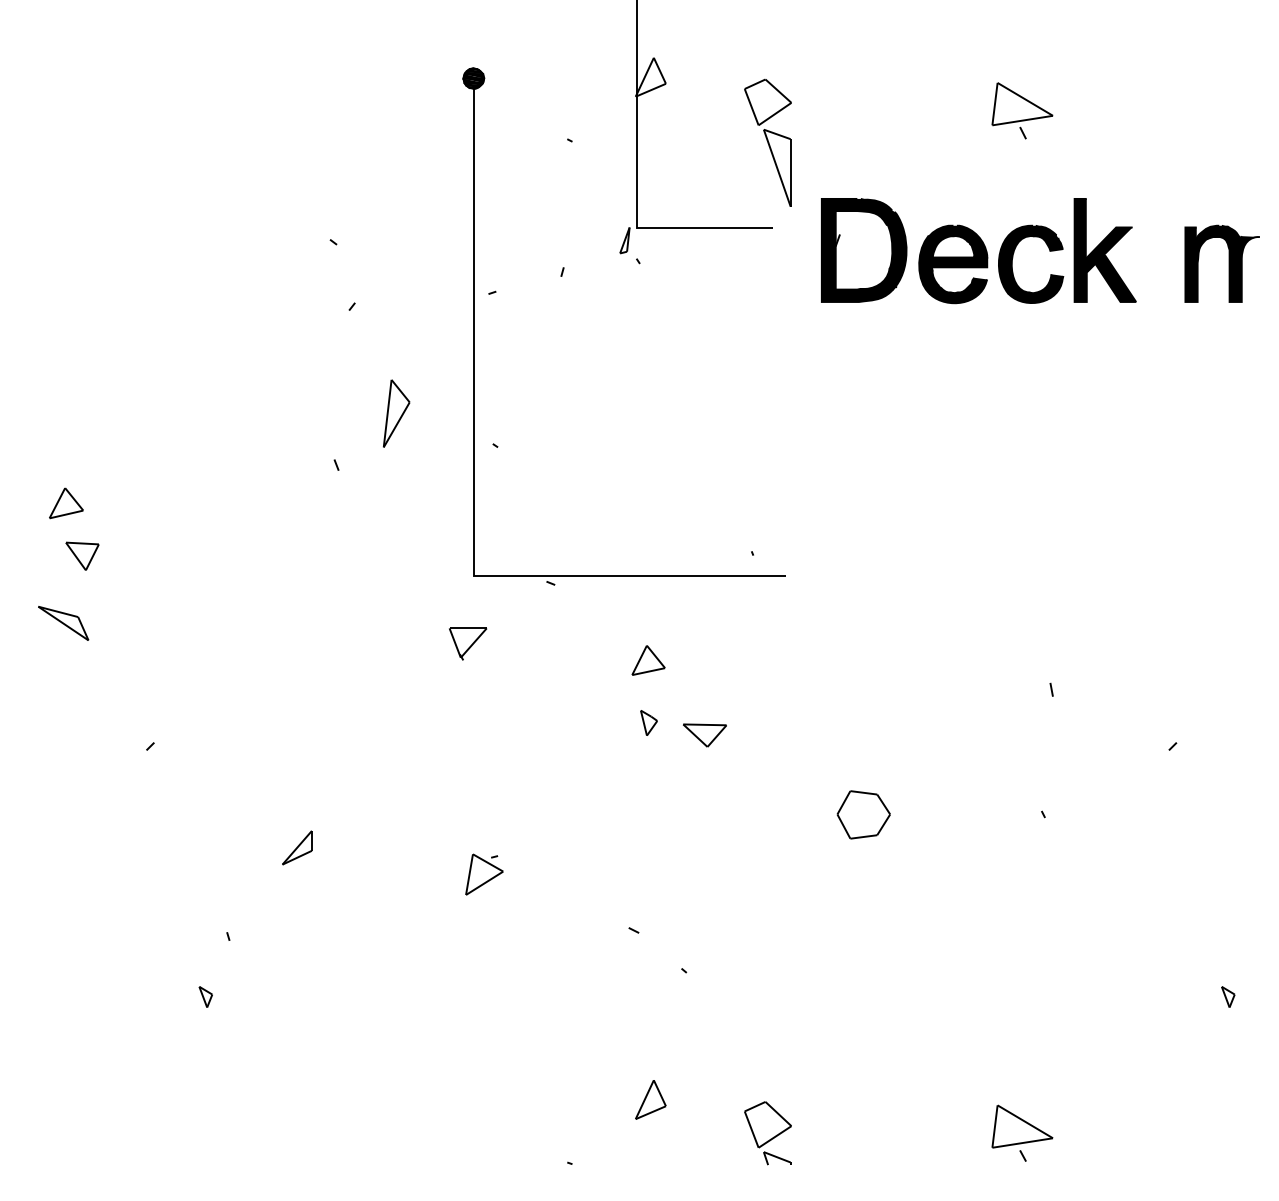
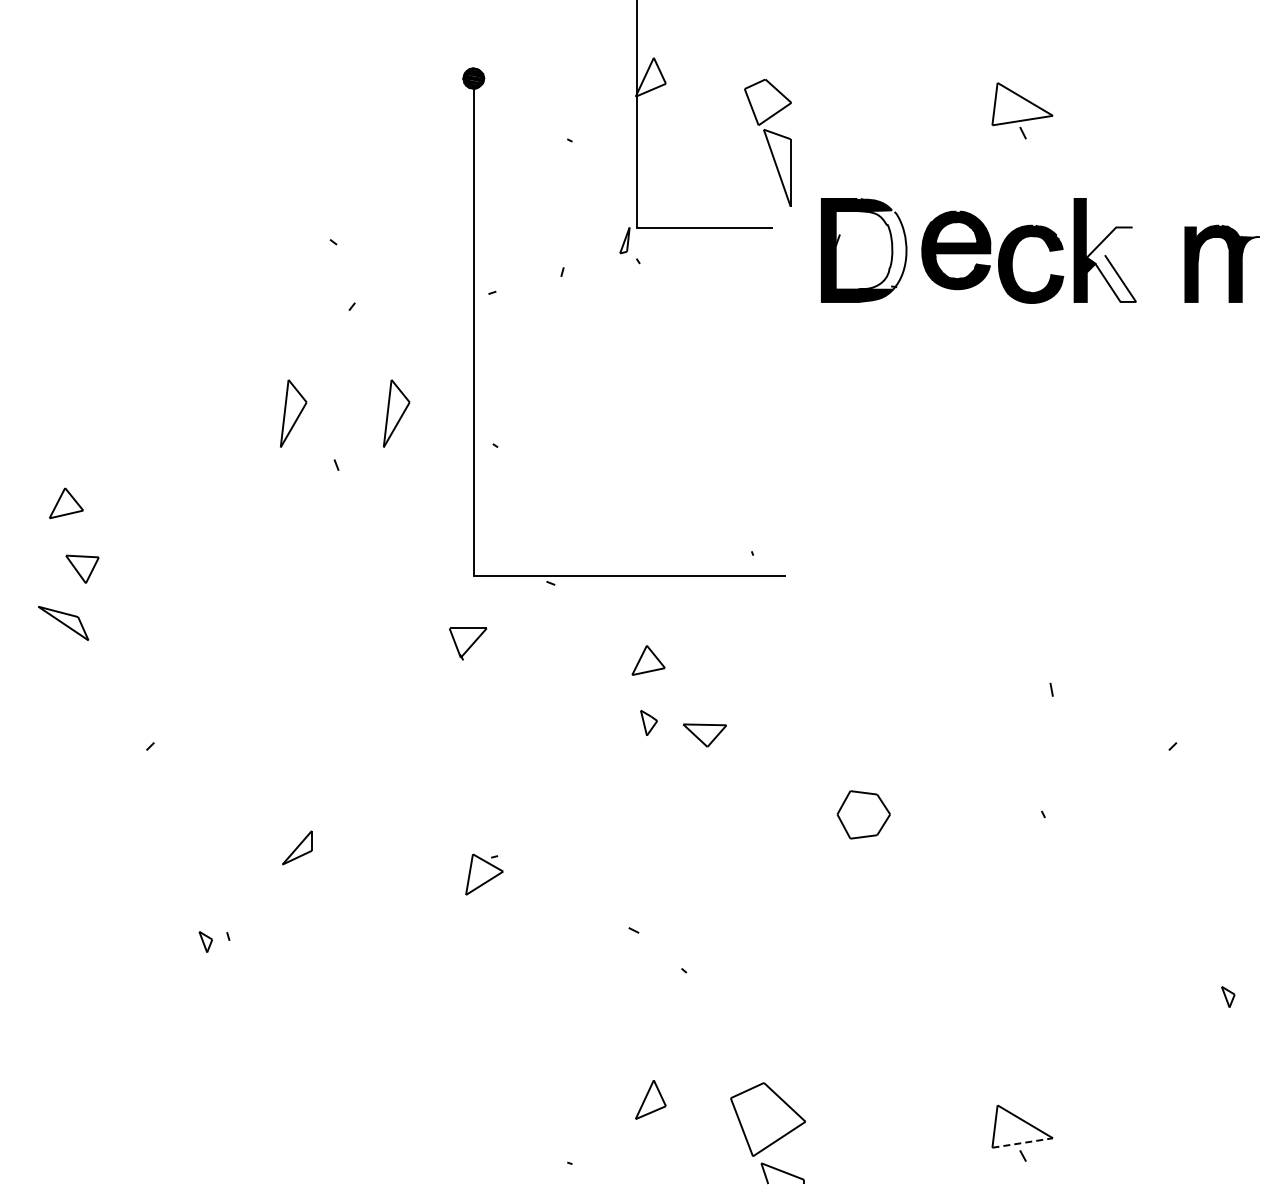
fill: present -> none (870, 249)
part position: (953, 264) -> (956, 250) (956, 250)
fill: present -> none (1111, 264)
part: none -> present (293, 413)
part position: (82, 555) -> (82, 568) (82, 568)
part position: (205, 996) -> (205, 941) (205, 941)
part size: 48x65 px -> 76x103 px (767, 1133)
line: solid -> dashed (1022, 1143)
